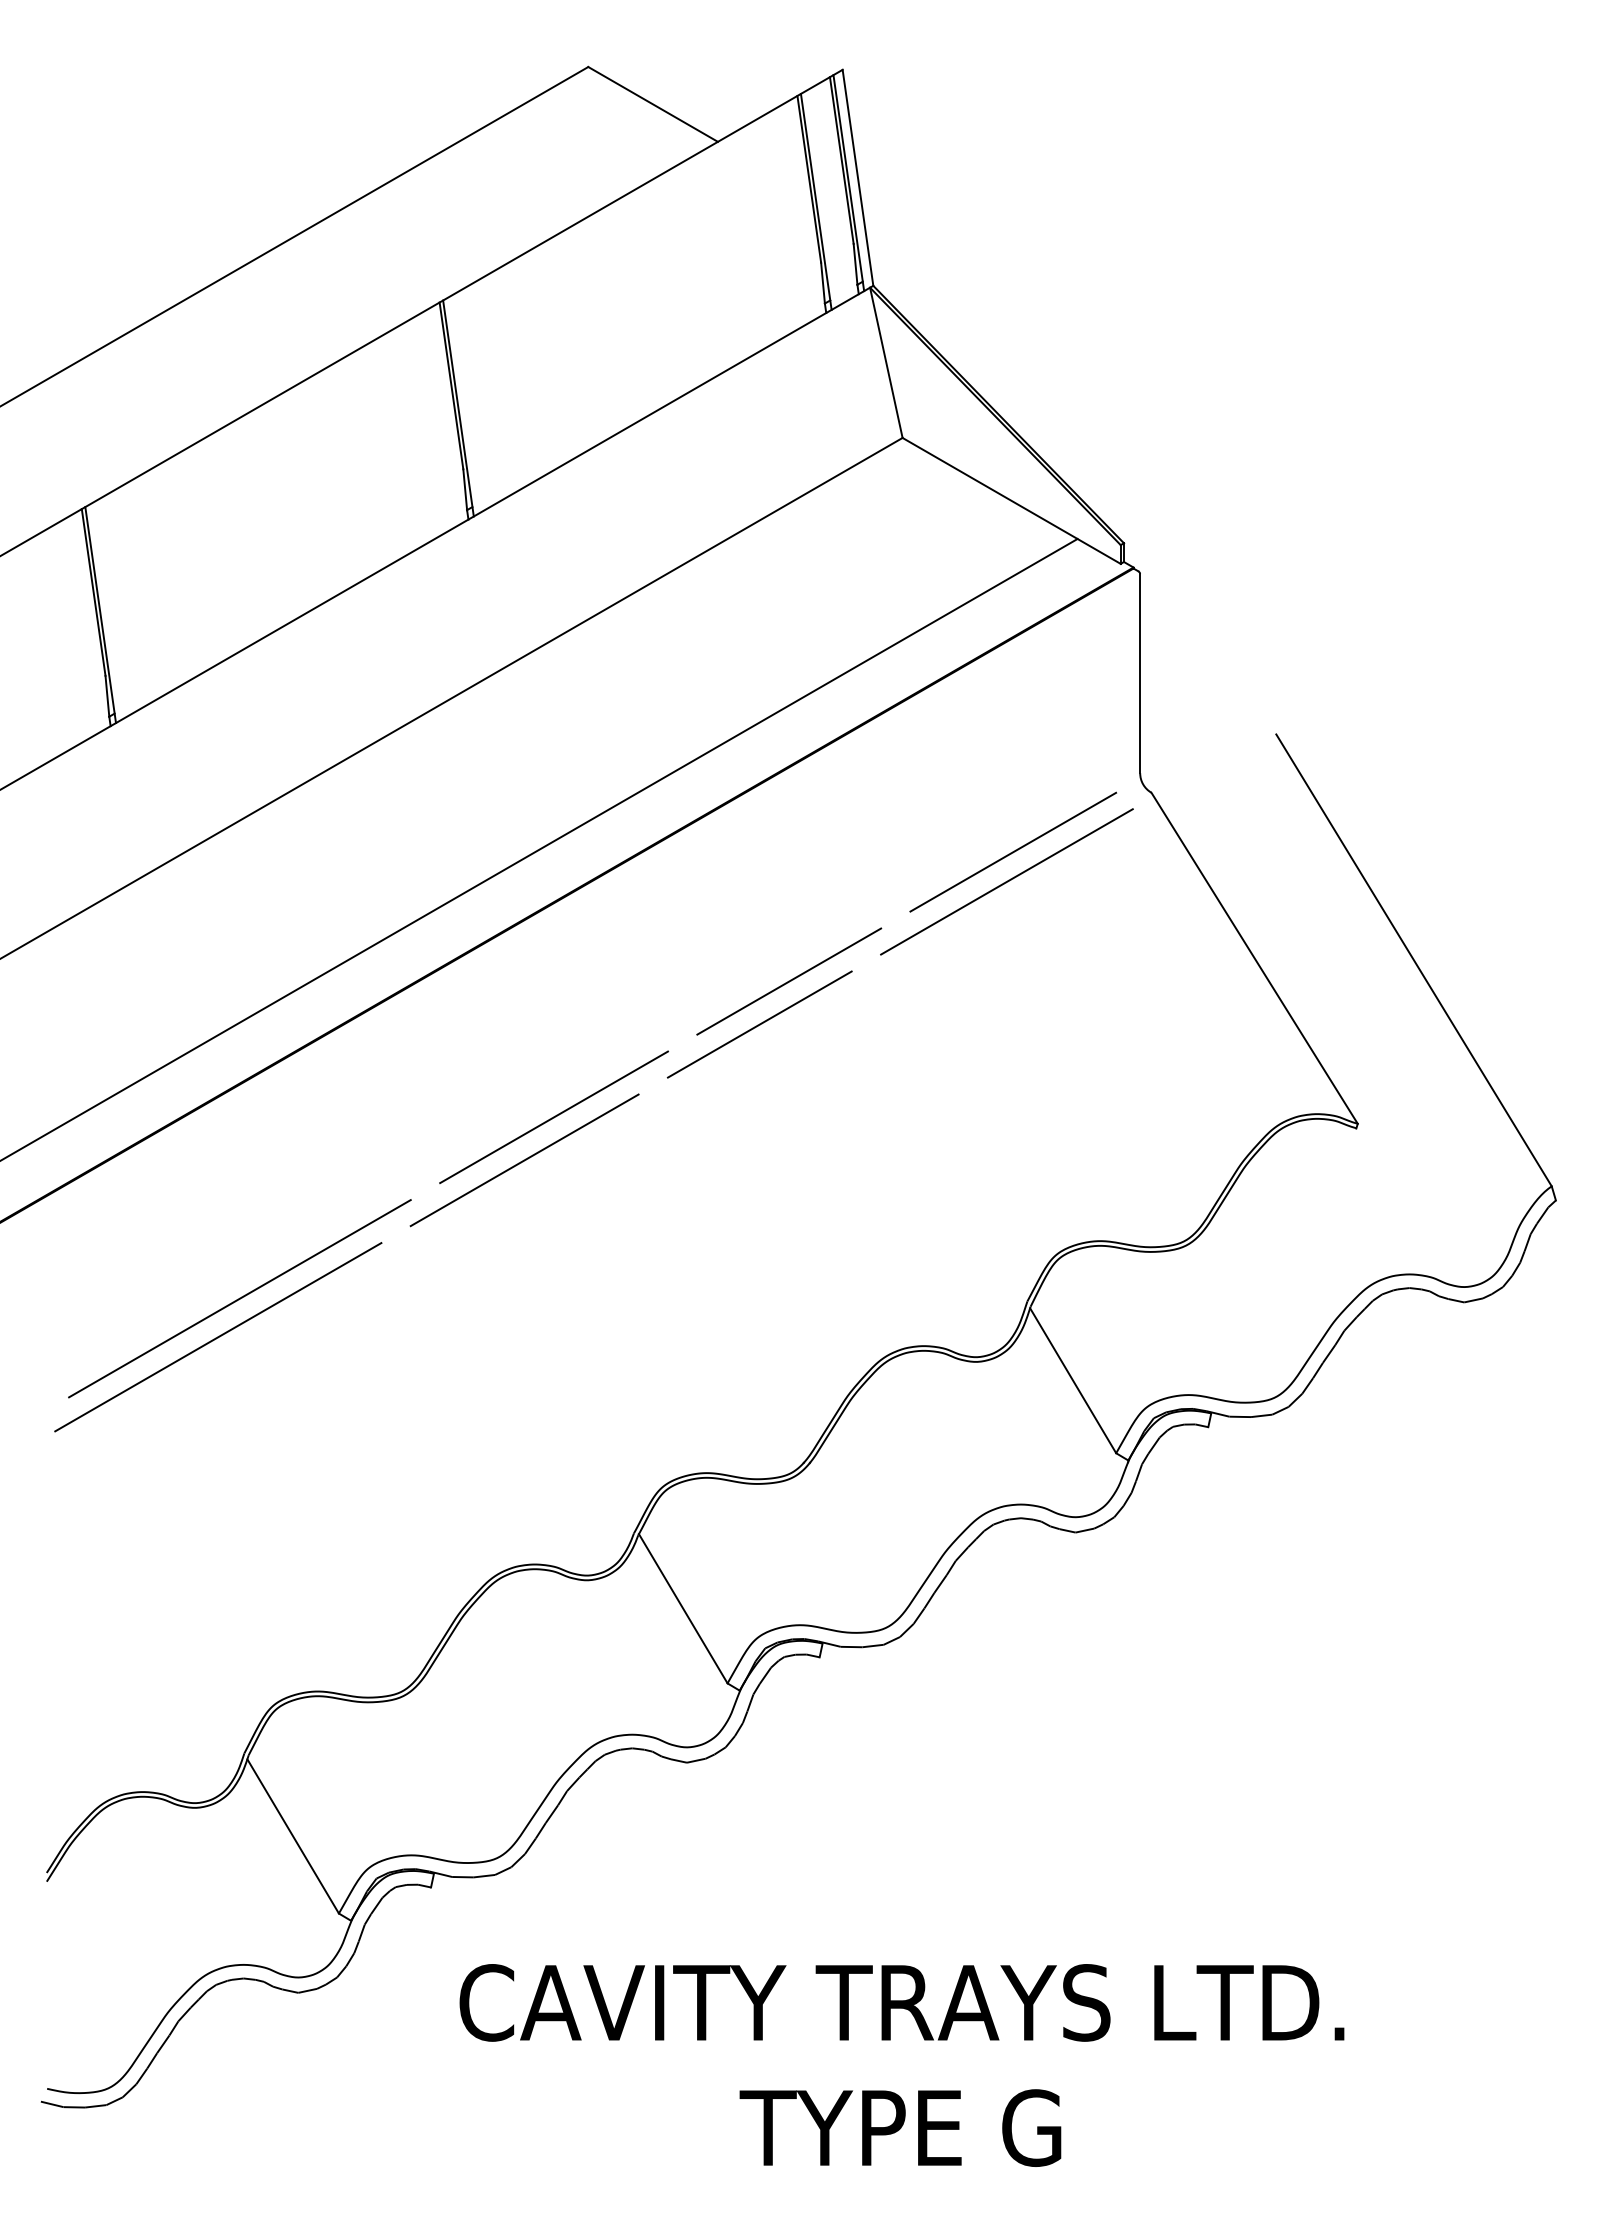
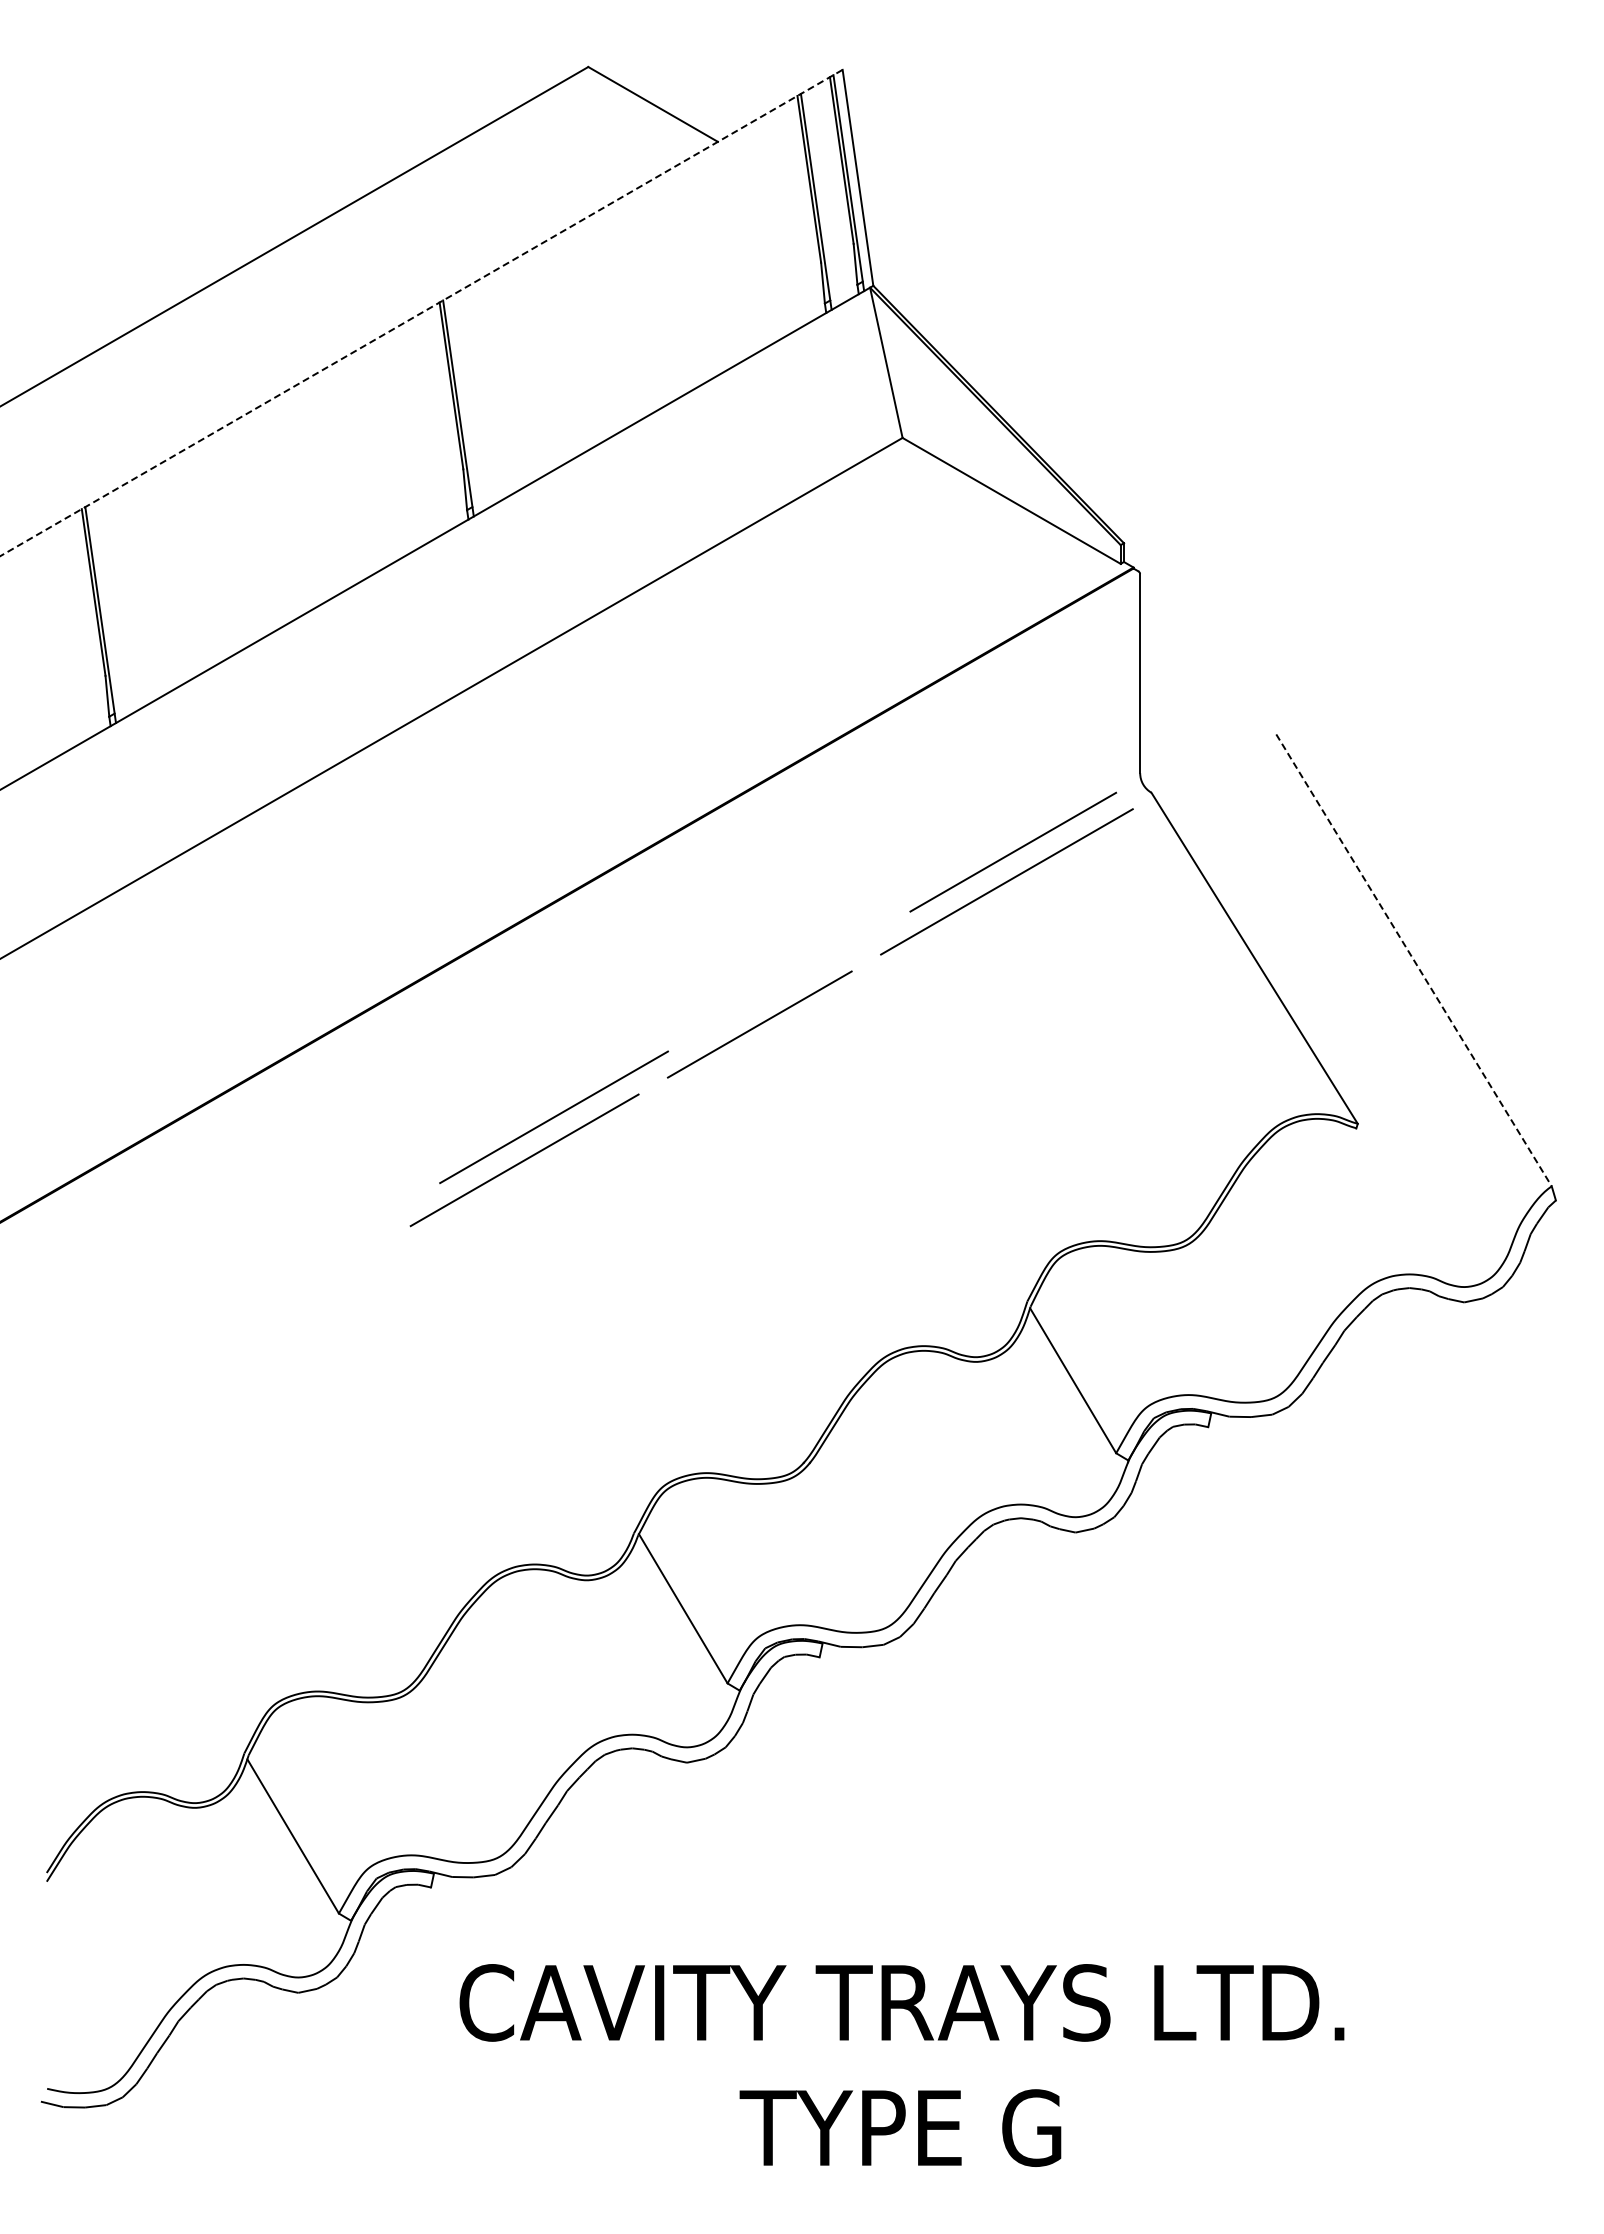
line: solid -> dashed (421, 312)
line: present -> none (539, 848)
line: solid -> dashed (1414, 960)
line: present -> none (789, 981)
line: present -> none (239, 1298)
line: present -> none (218, 1337)
